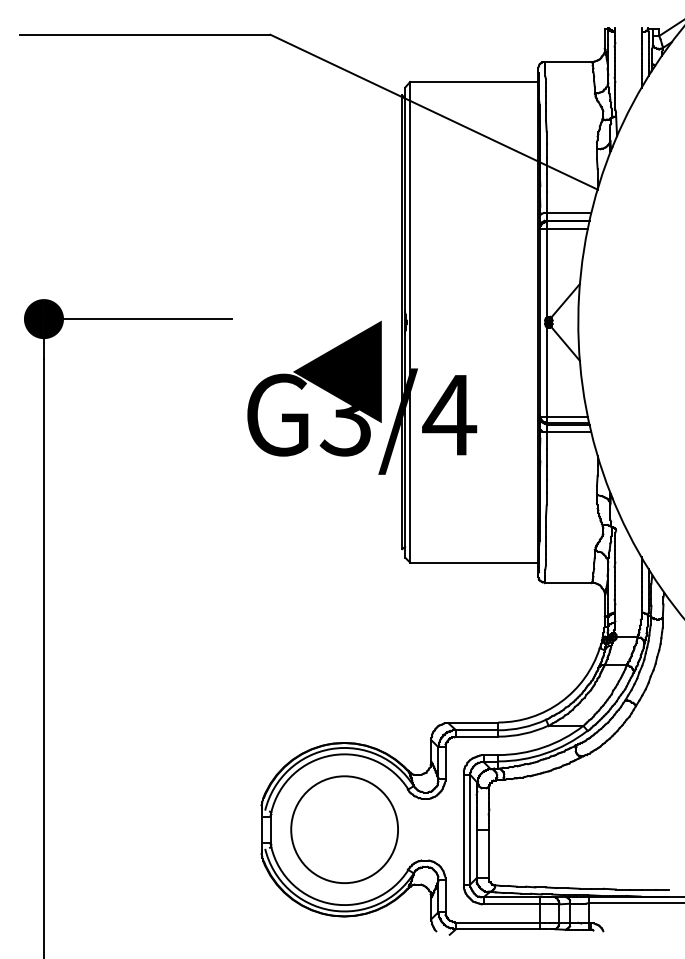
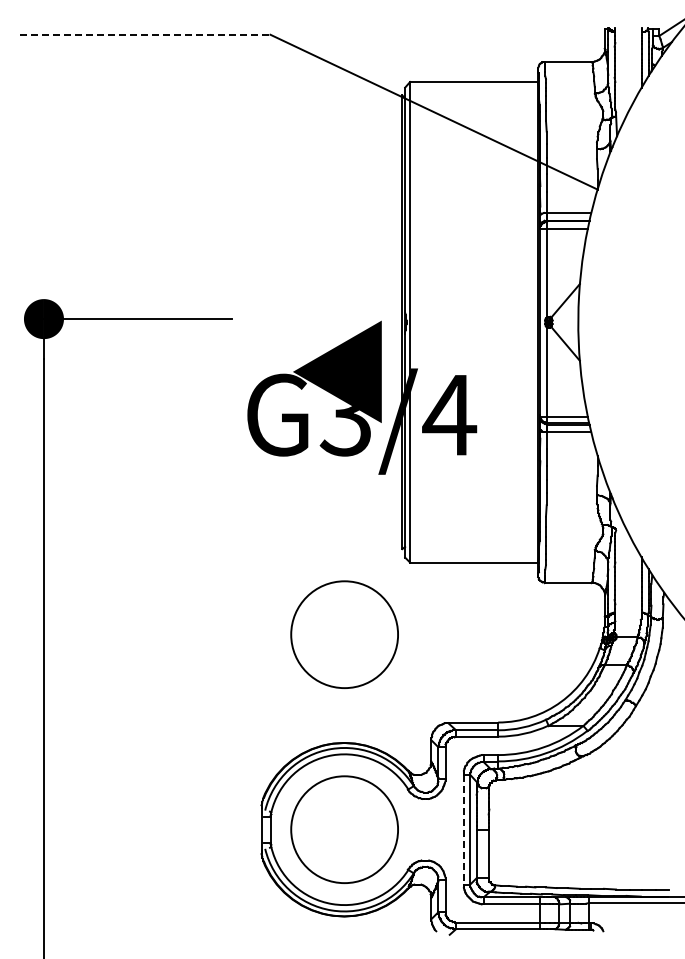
line: solid -> dashed (145, 34)
part: none -> present (344, 634)
line: solid -> dashed (463, 829)
